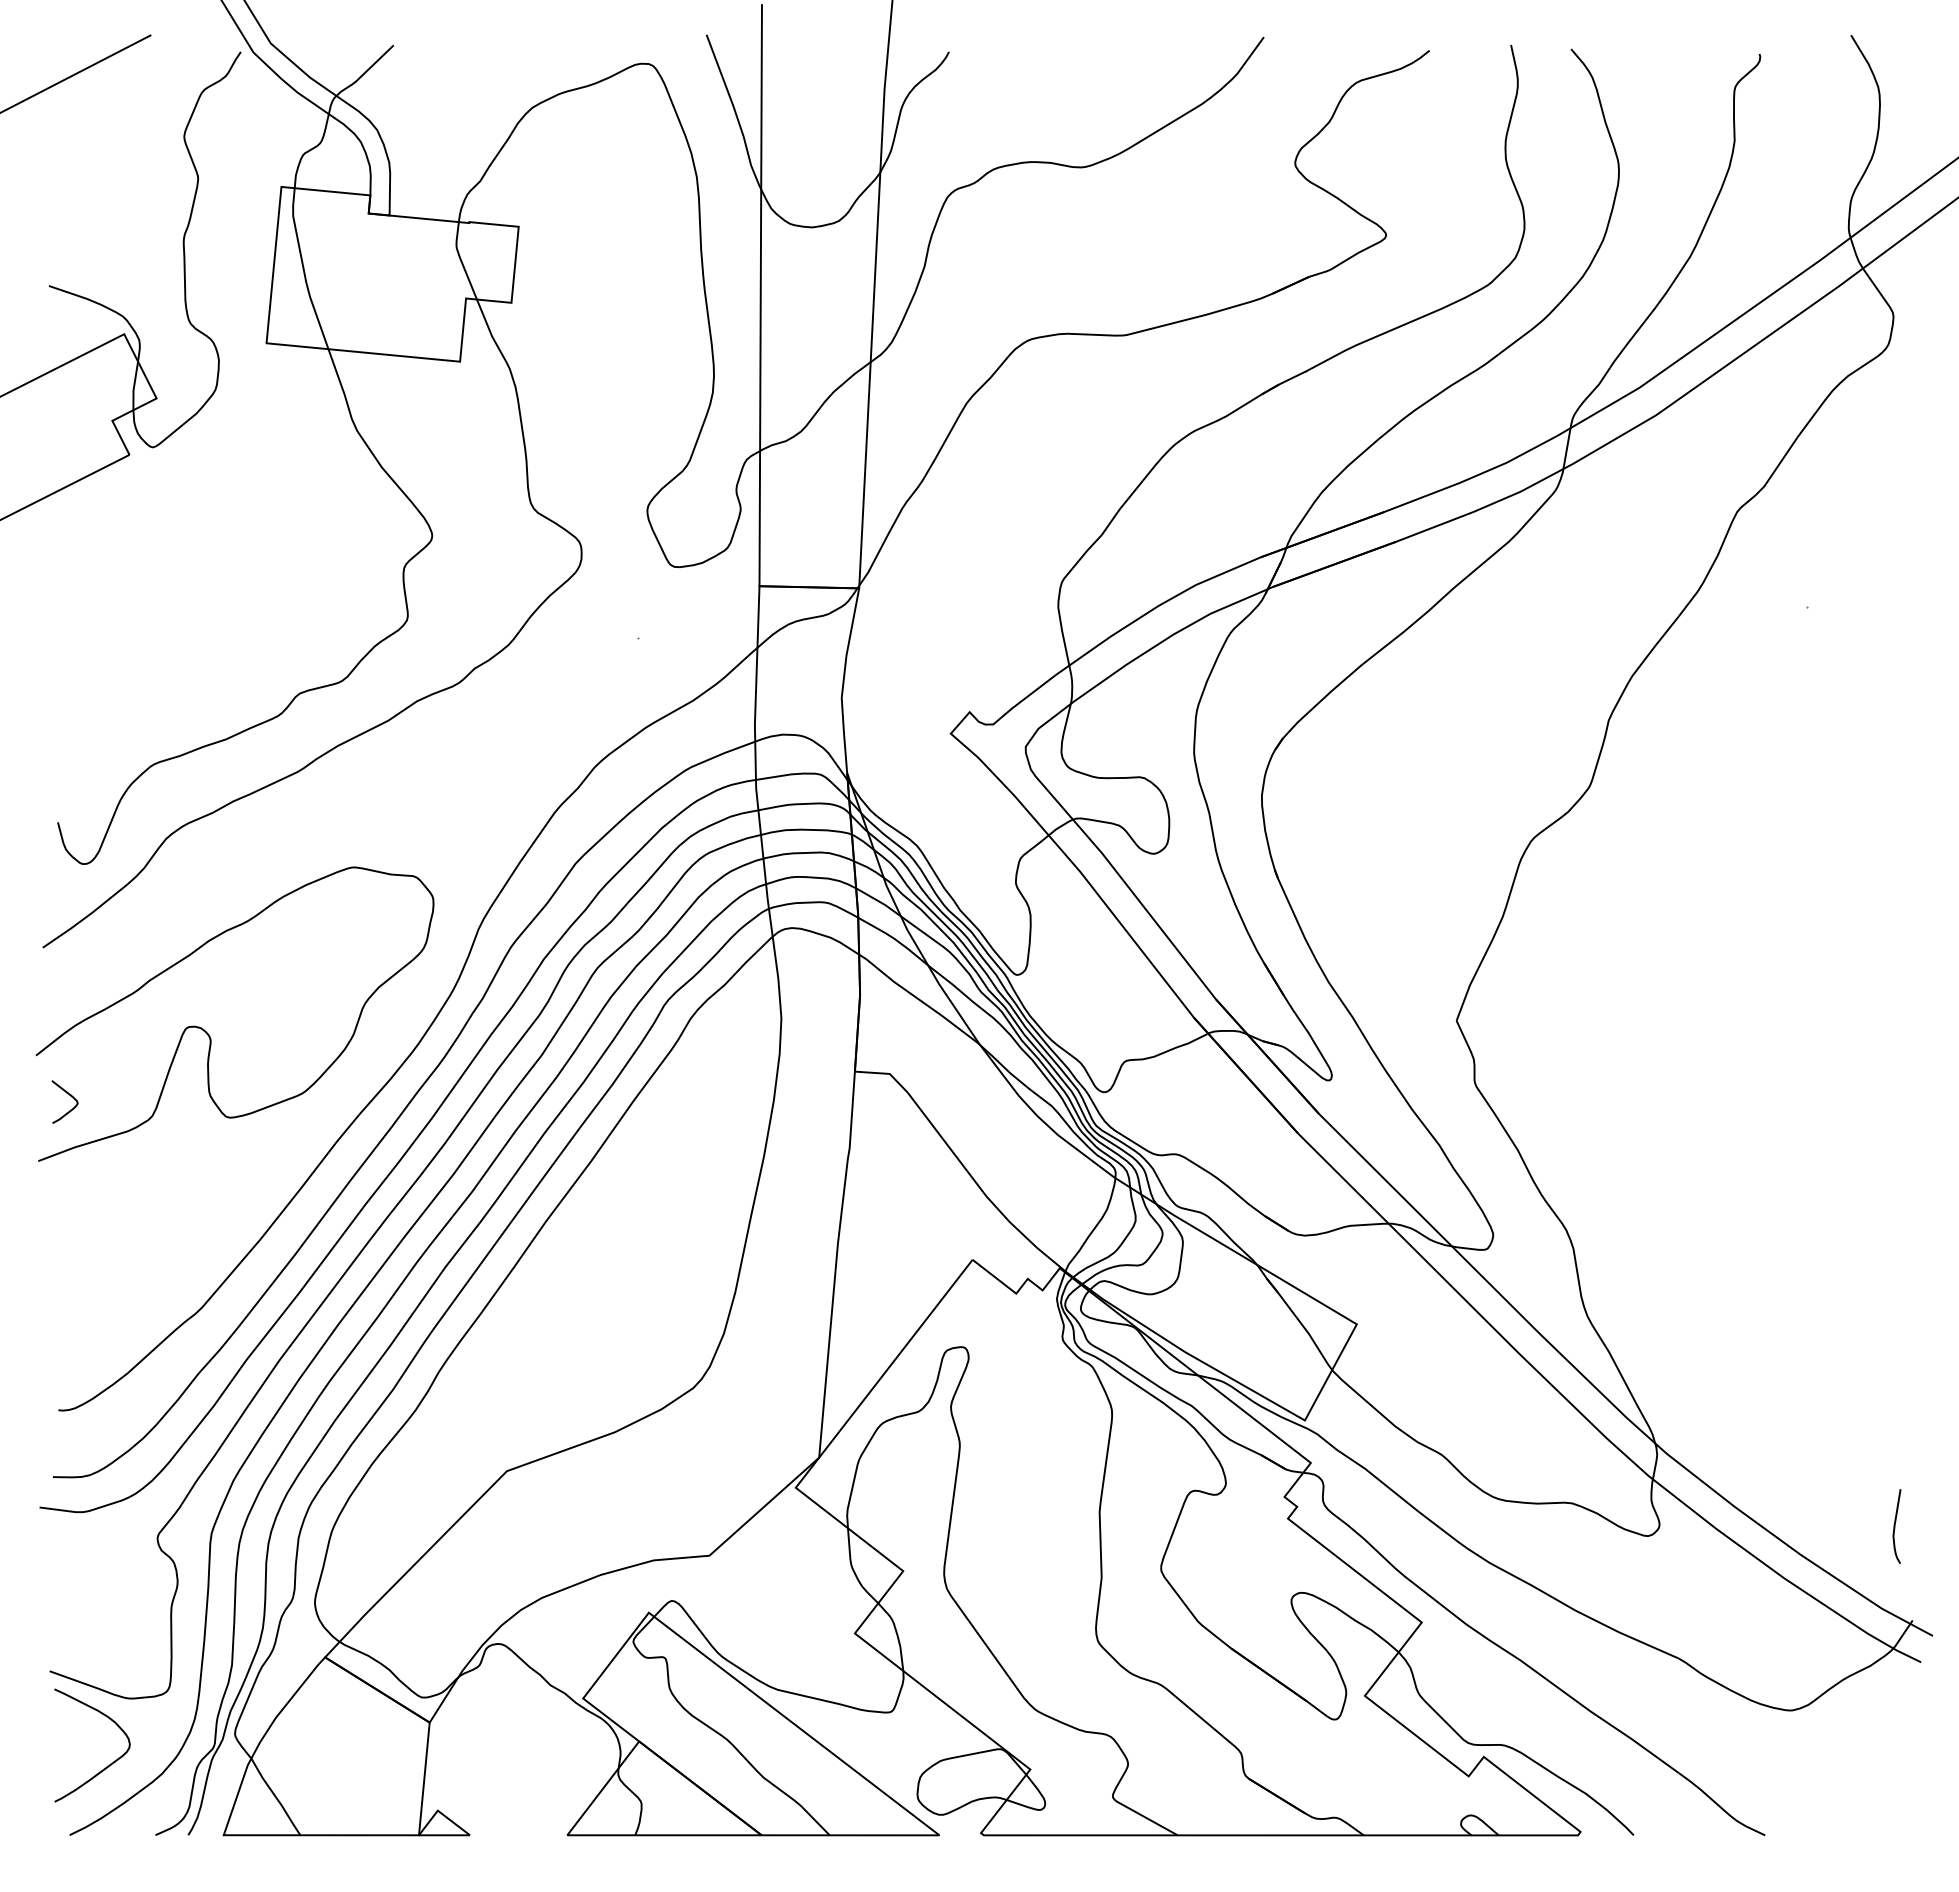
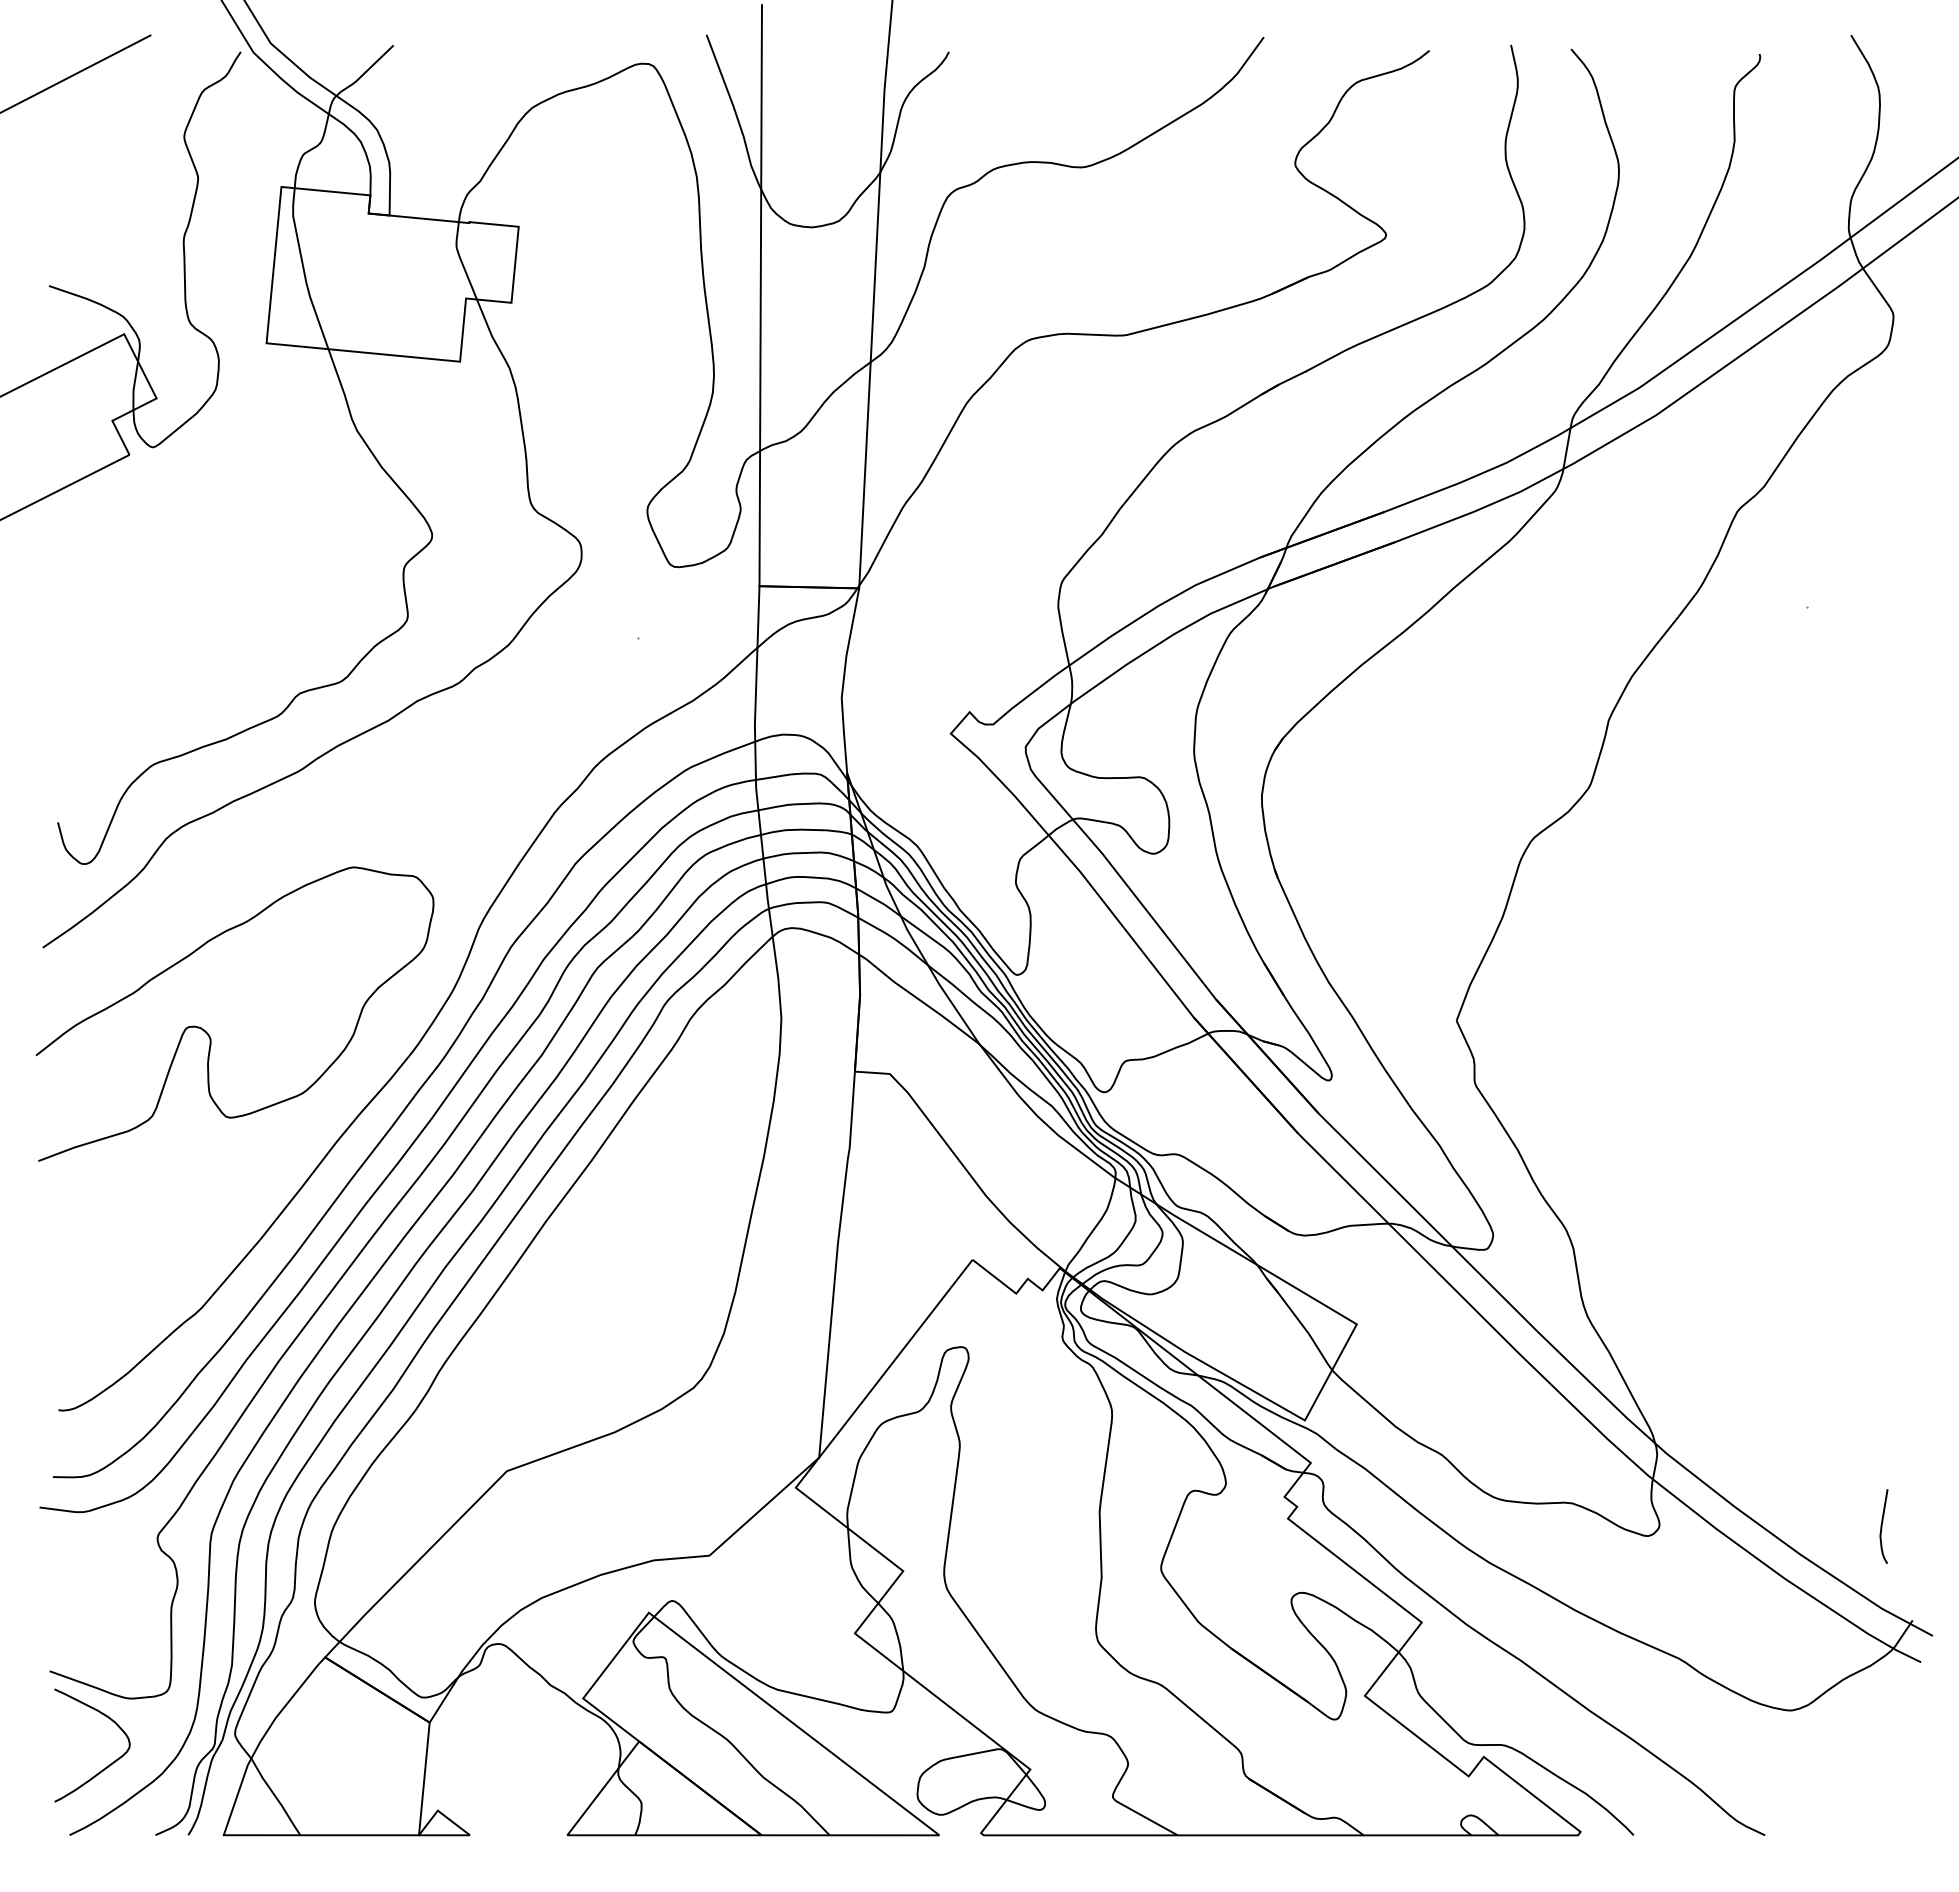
curve: present -> none (67, 1094)
curve position: (1895, 1526) -> (1882, 1526) (1882, 1526)
